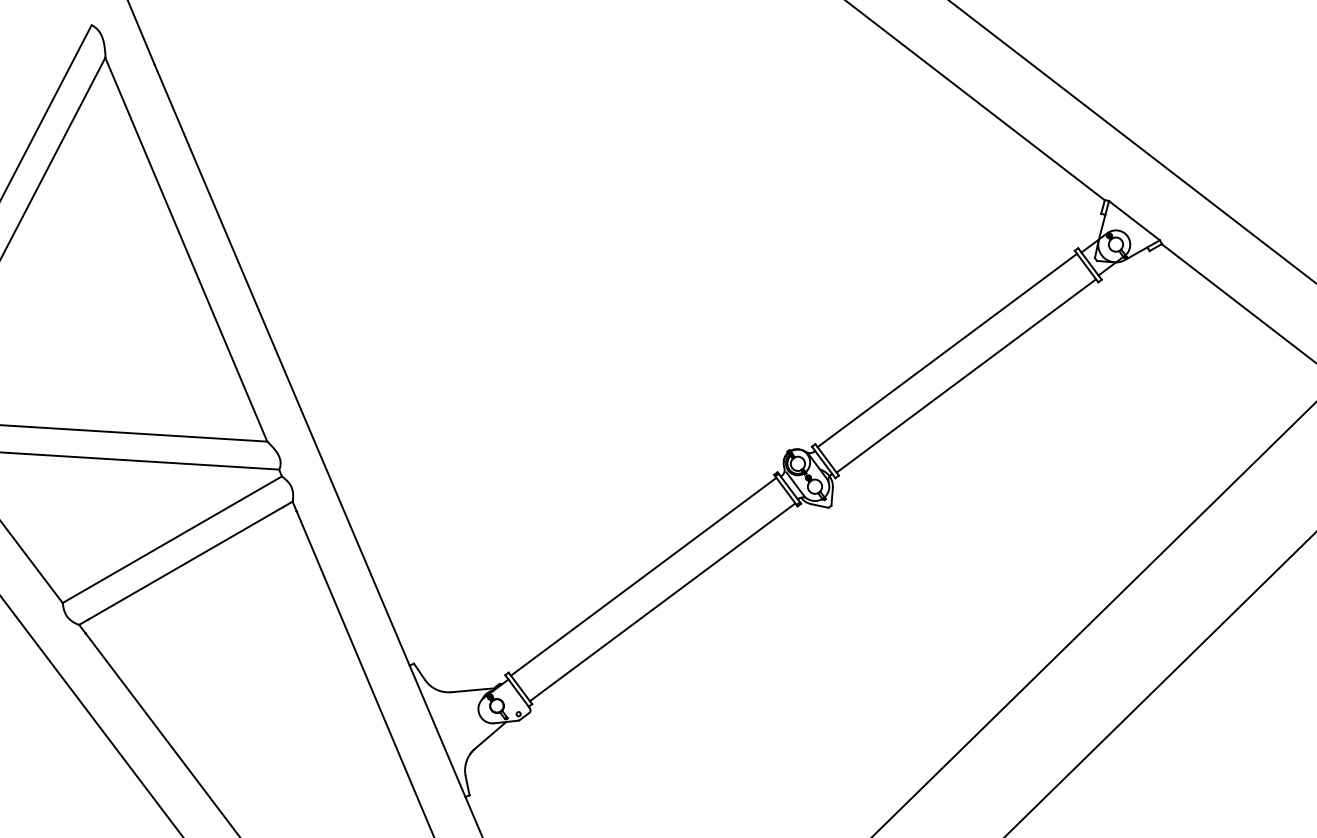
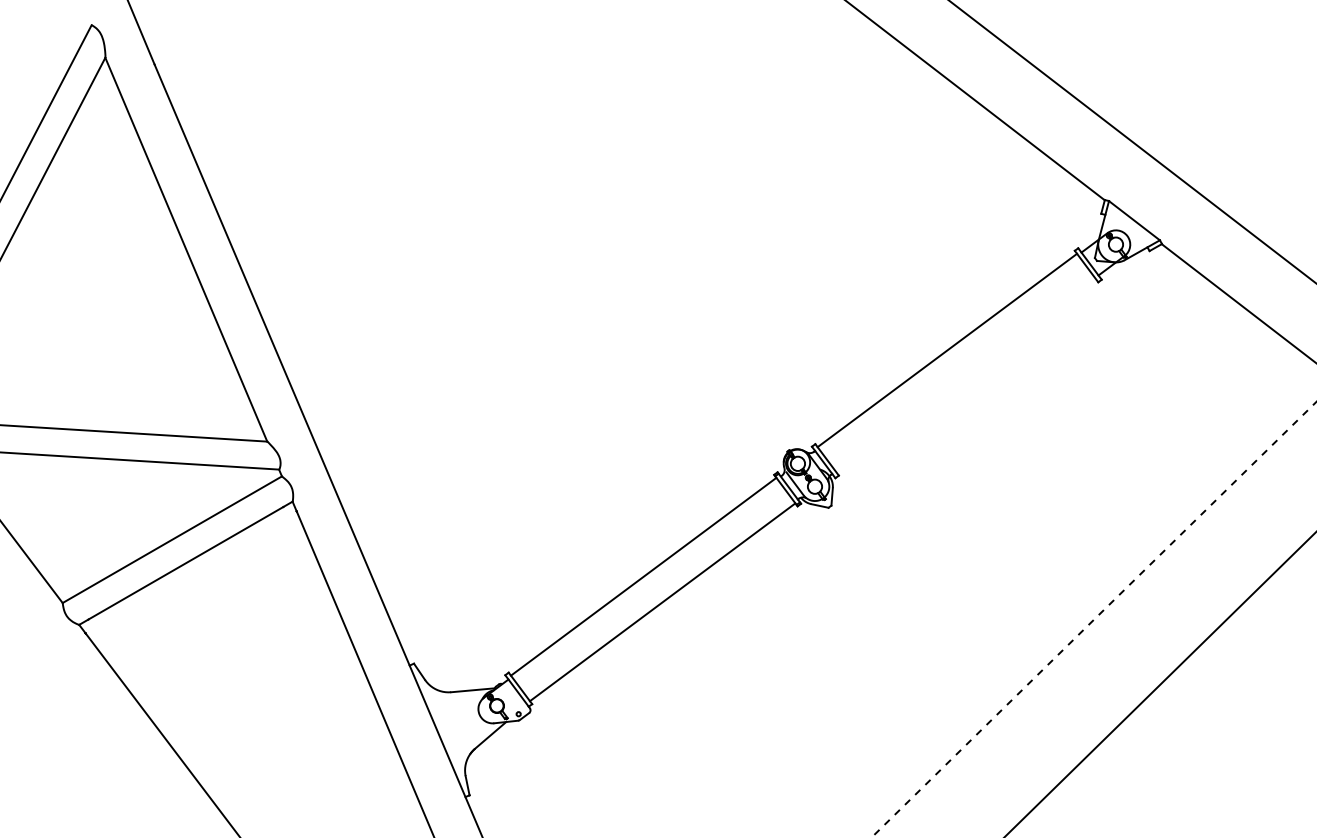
line: present -> none (966, 375)
line: solid -> dashed (1093, 620)
line: present -> none (91, 716)
